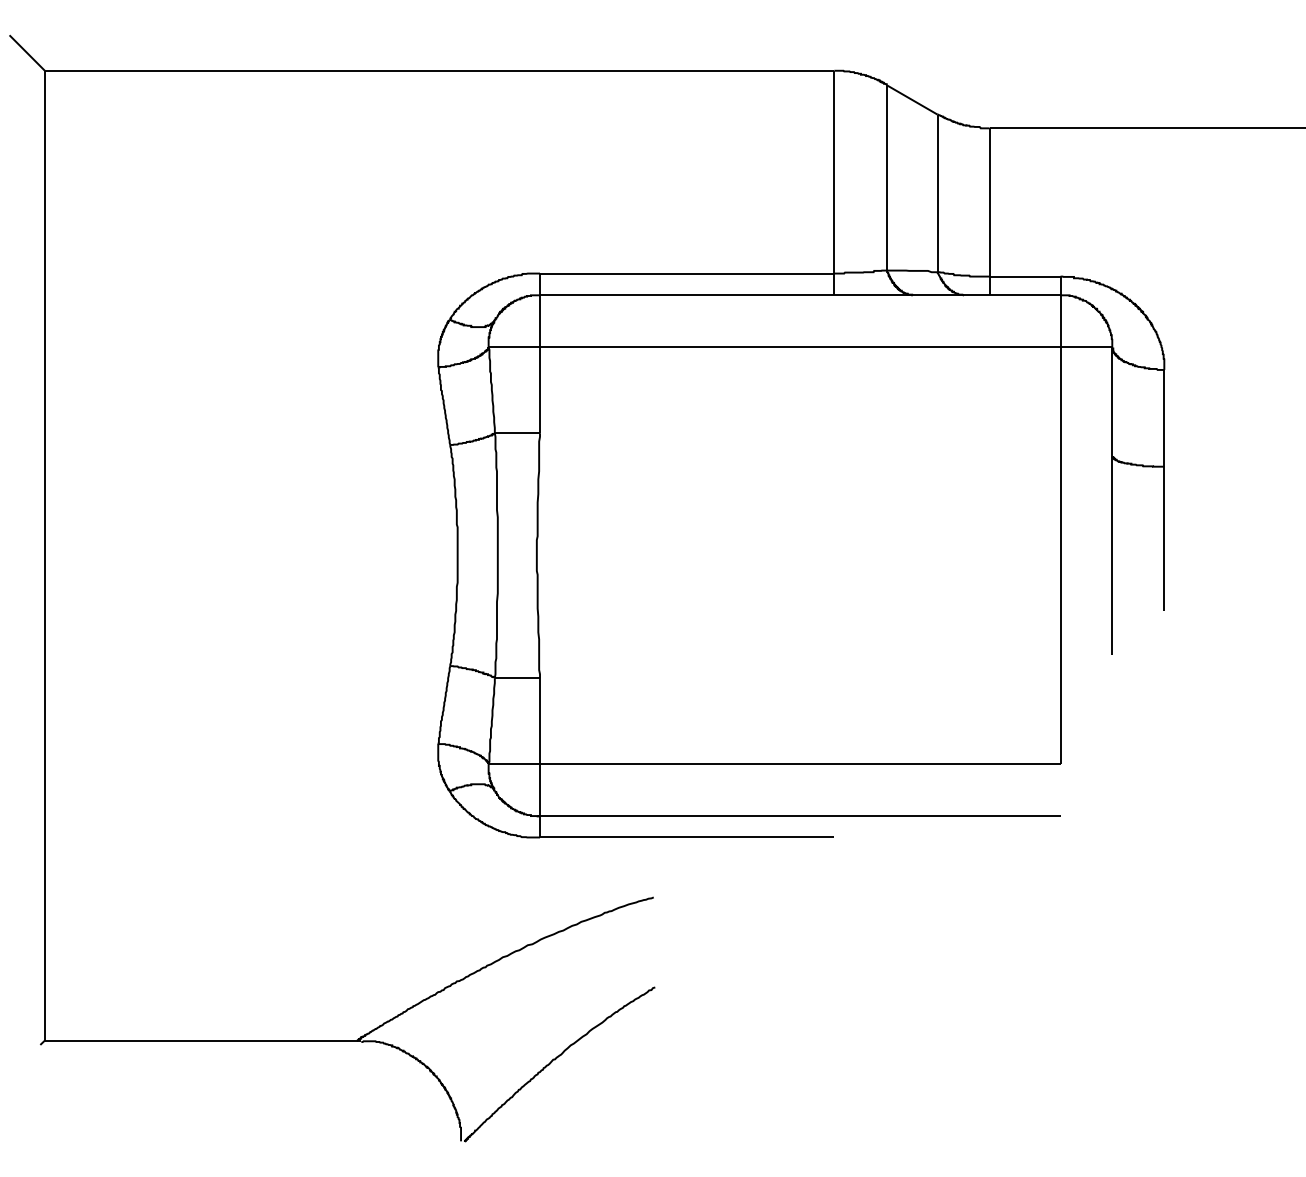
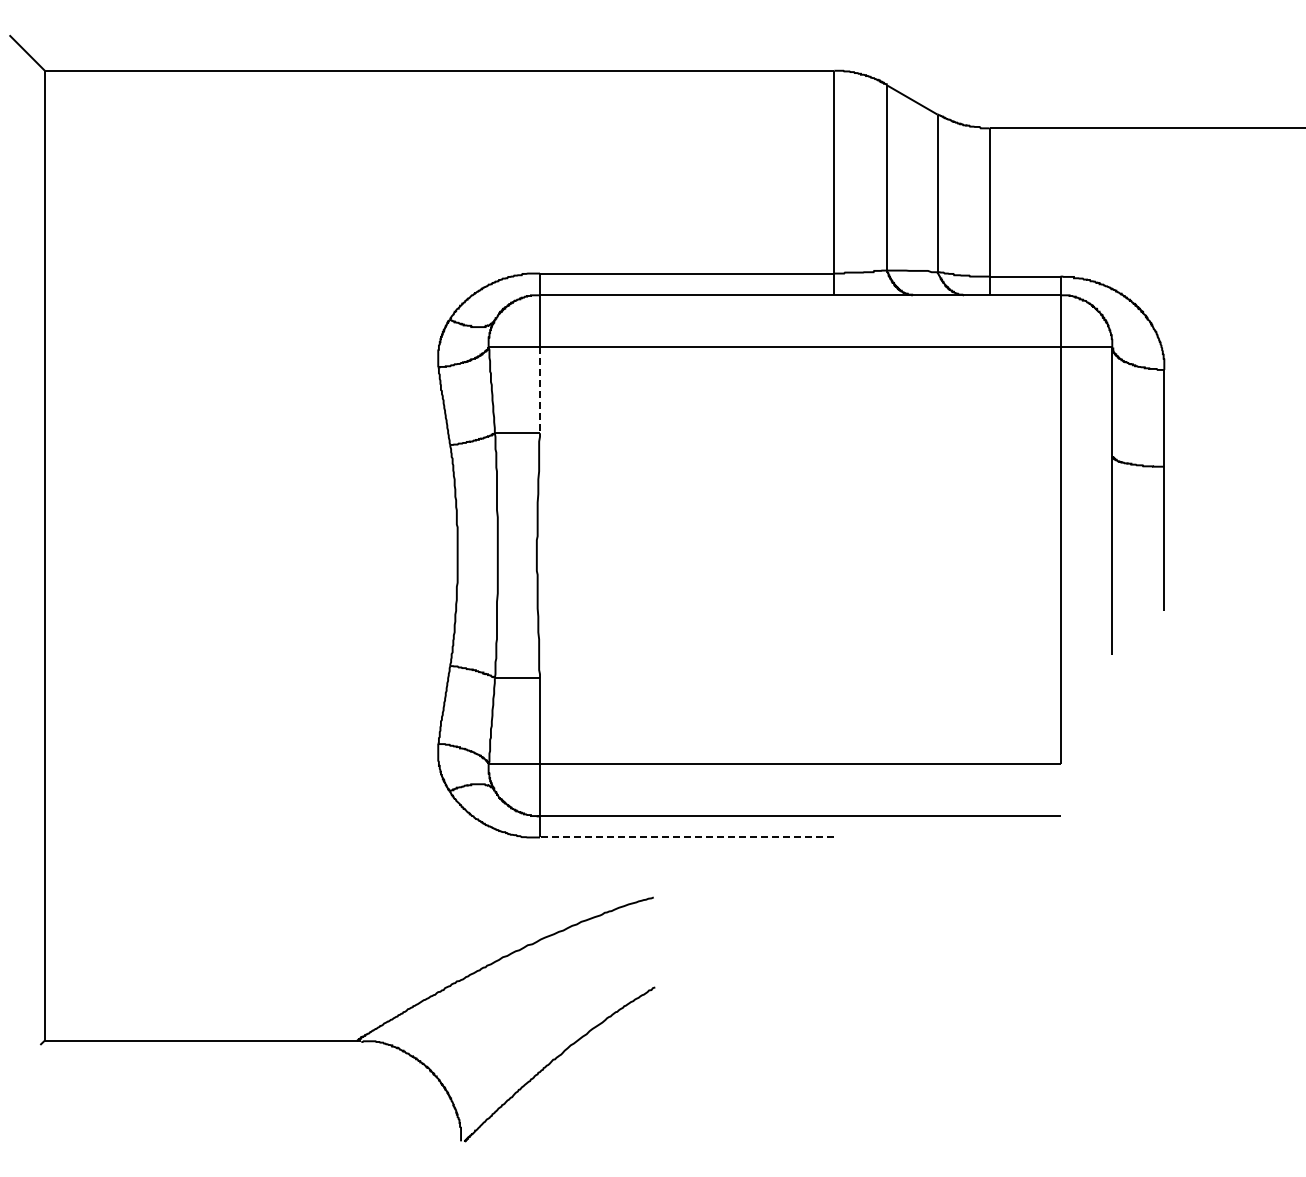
line: solid -> dashed (540, 390)
line: solid -> dashed (686, 837)
